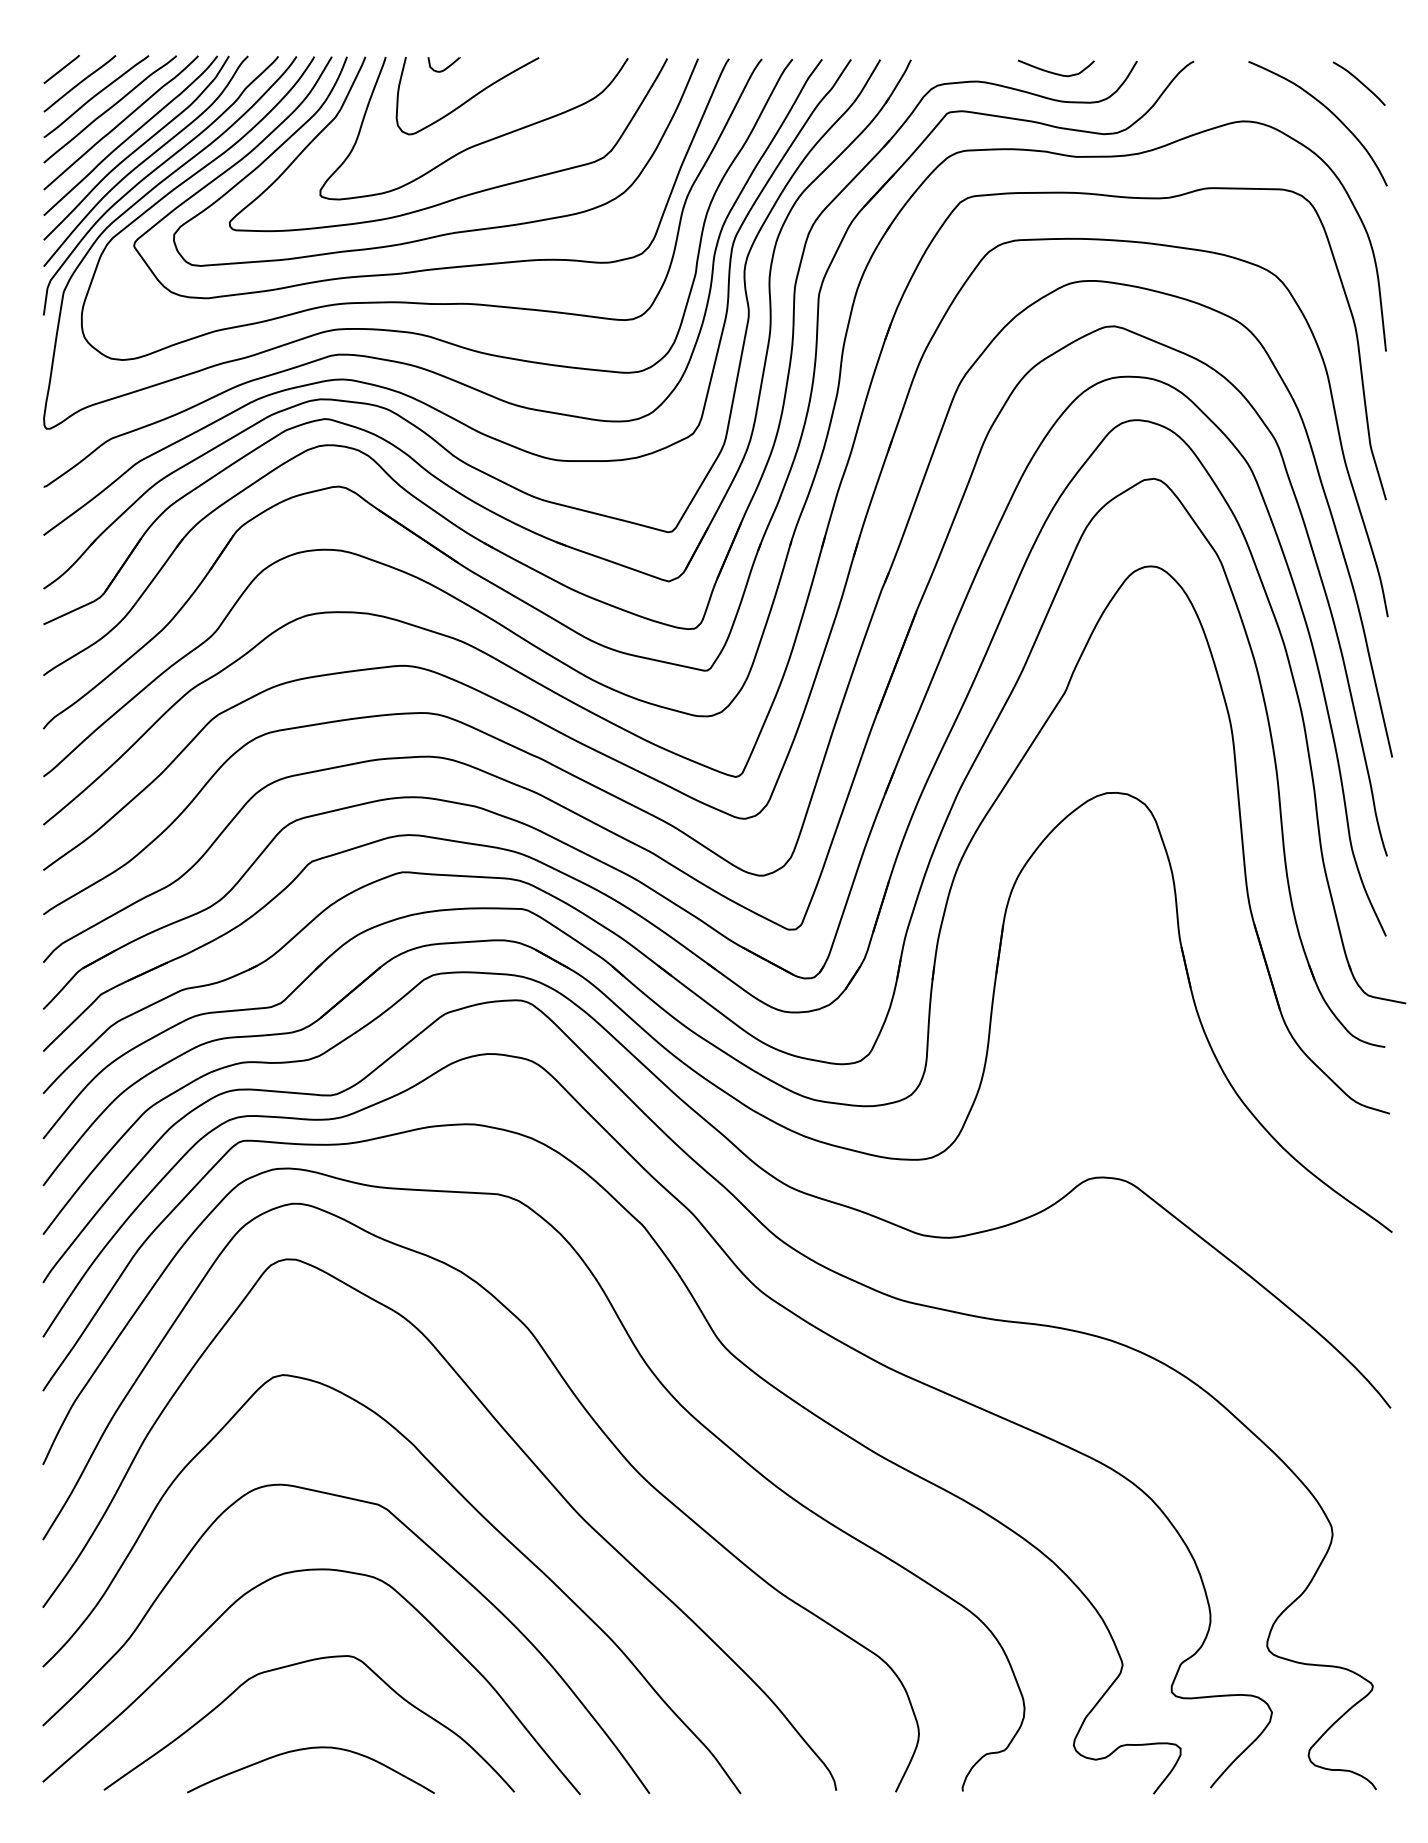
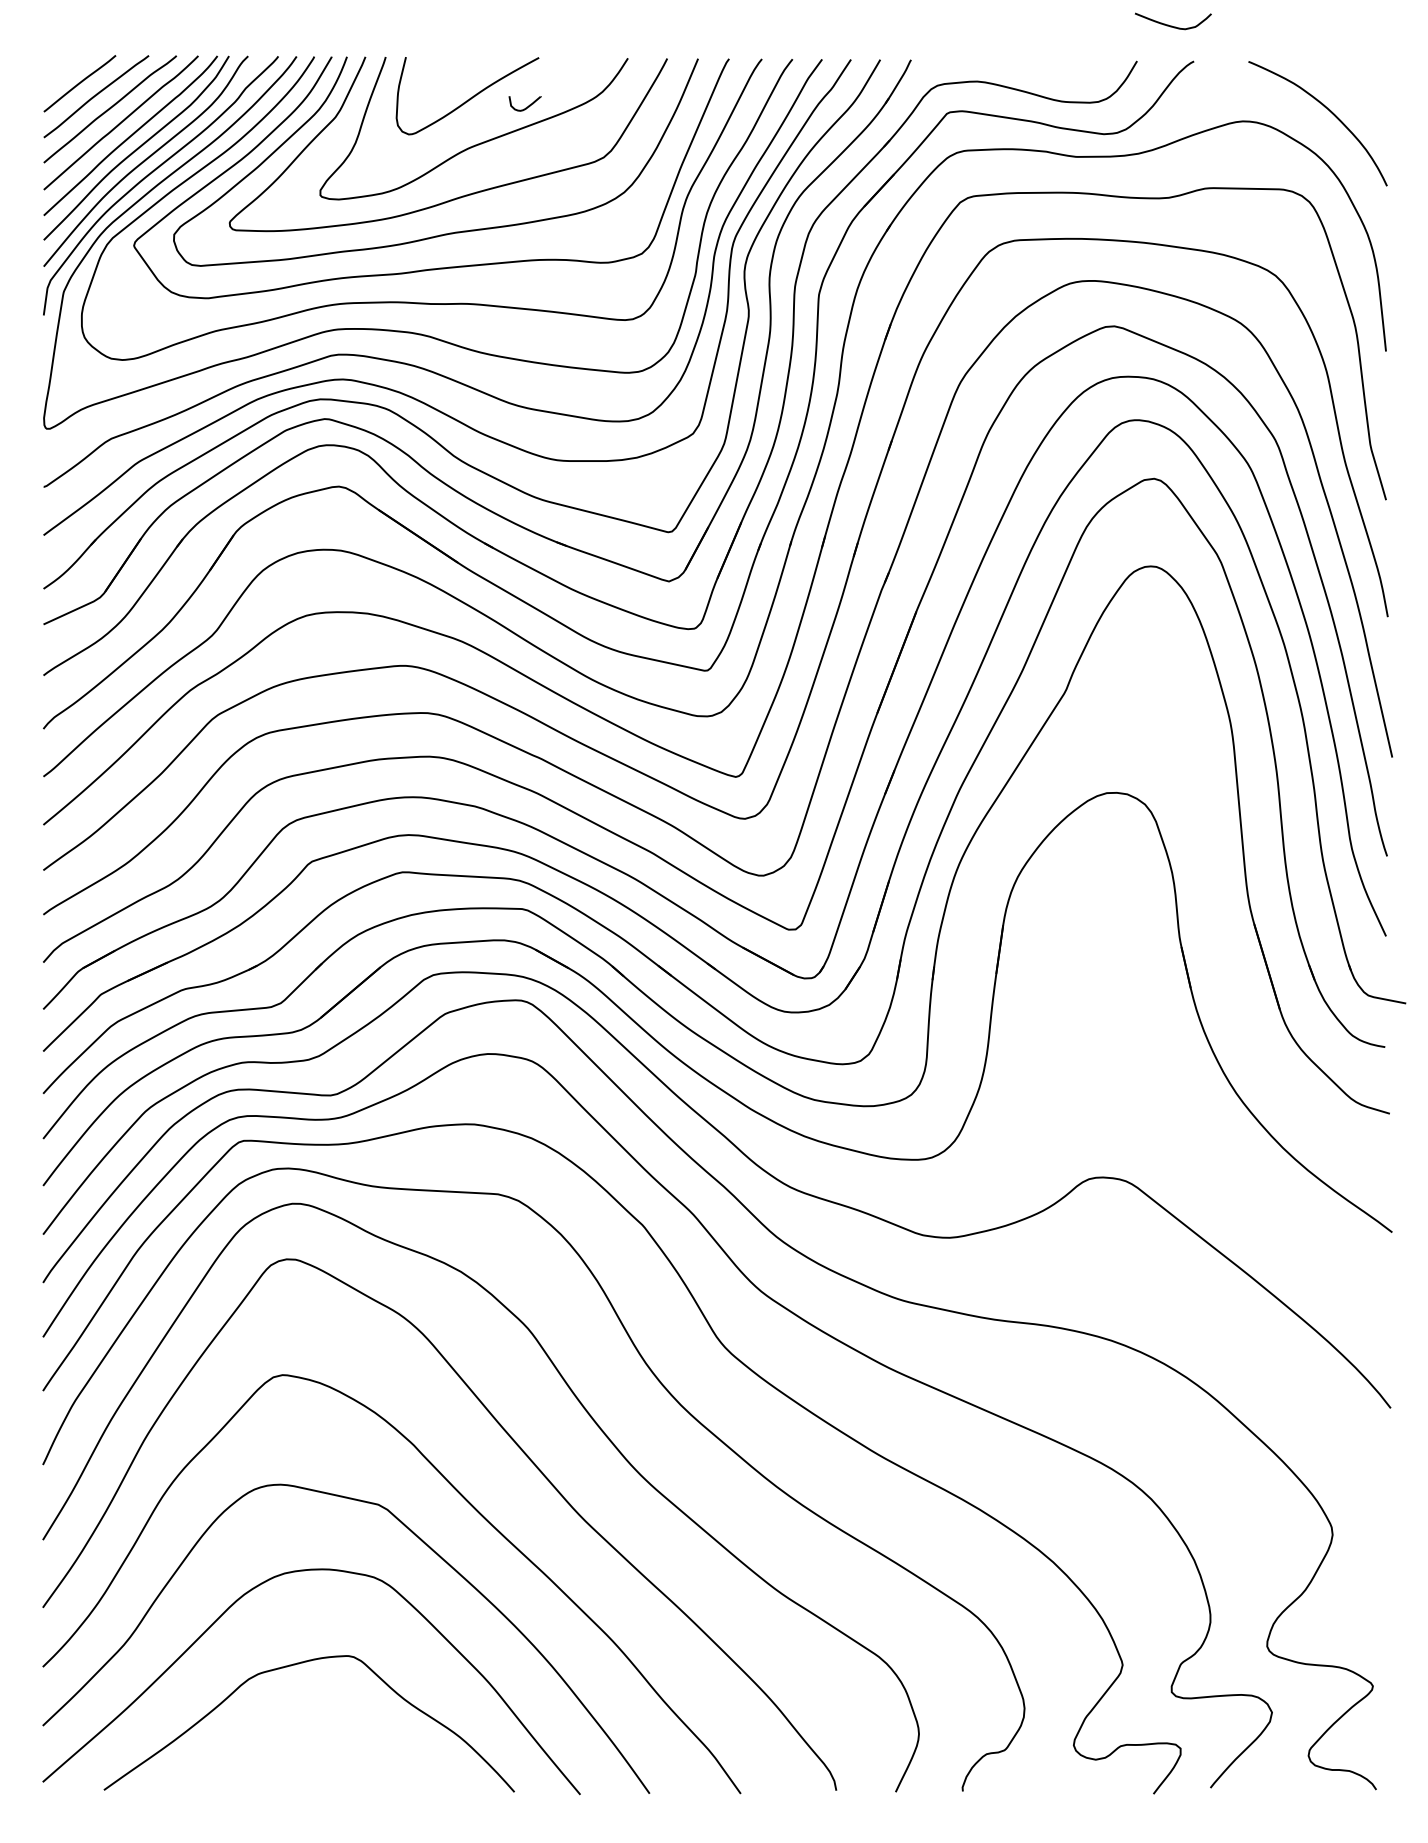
curve position: (444, 68) -> (525, 107) (525, 107)
line: present -> none (61, 69)
curve position: (1055, 72) -> (1172, 25) (1172, 25)
curve: present -> none (1359, 82)
curve: present -> none (309, 1749)
